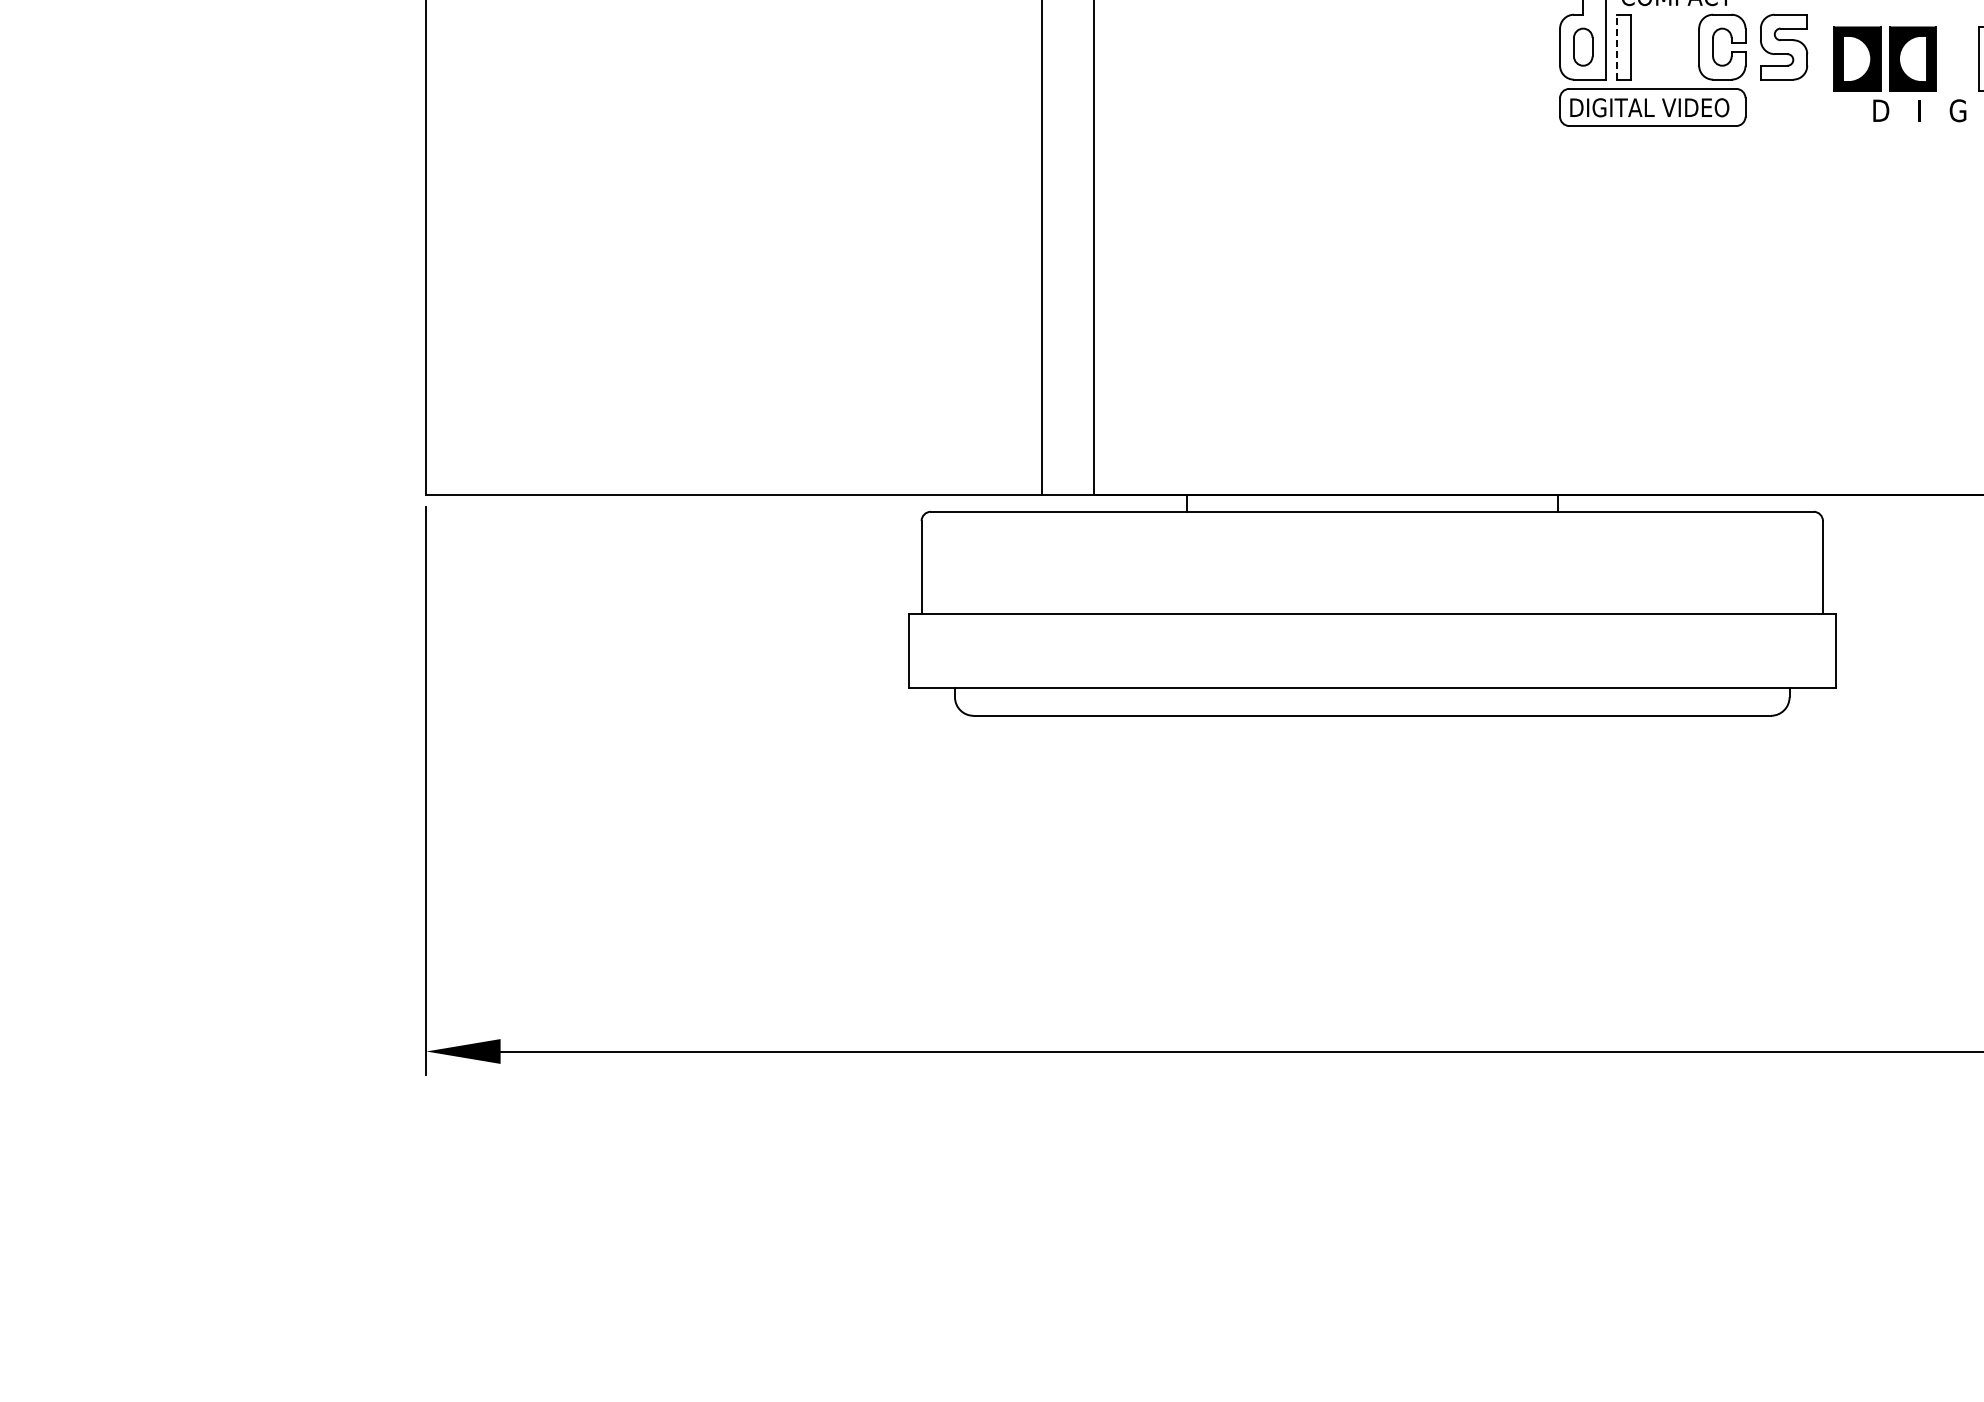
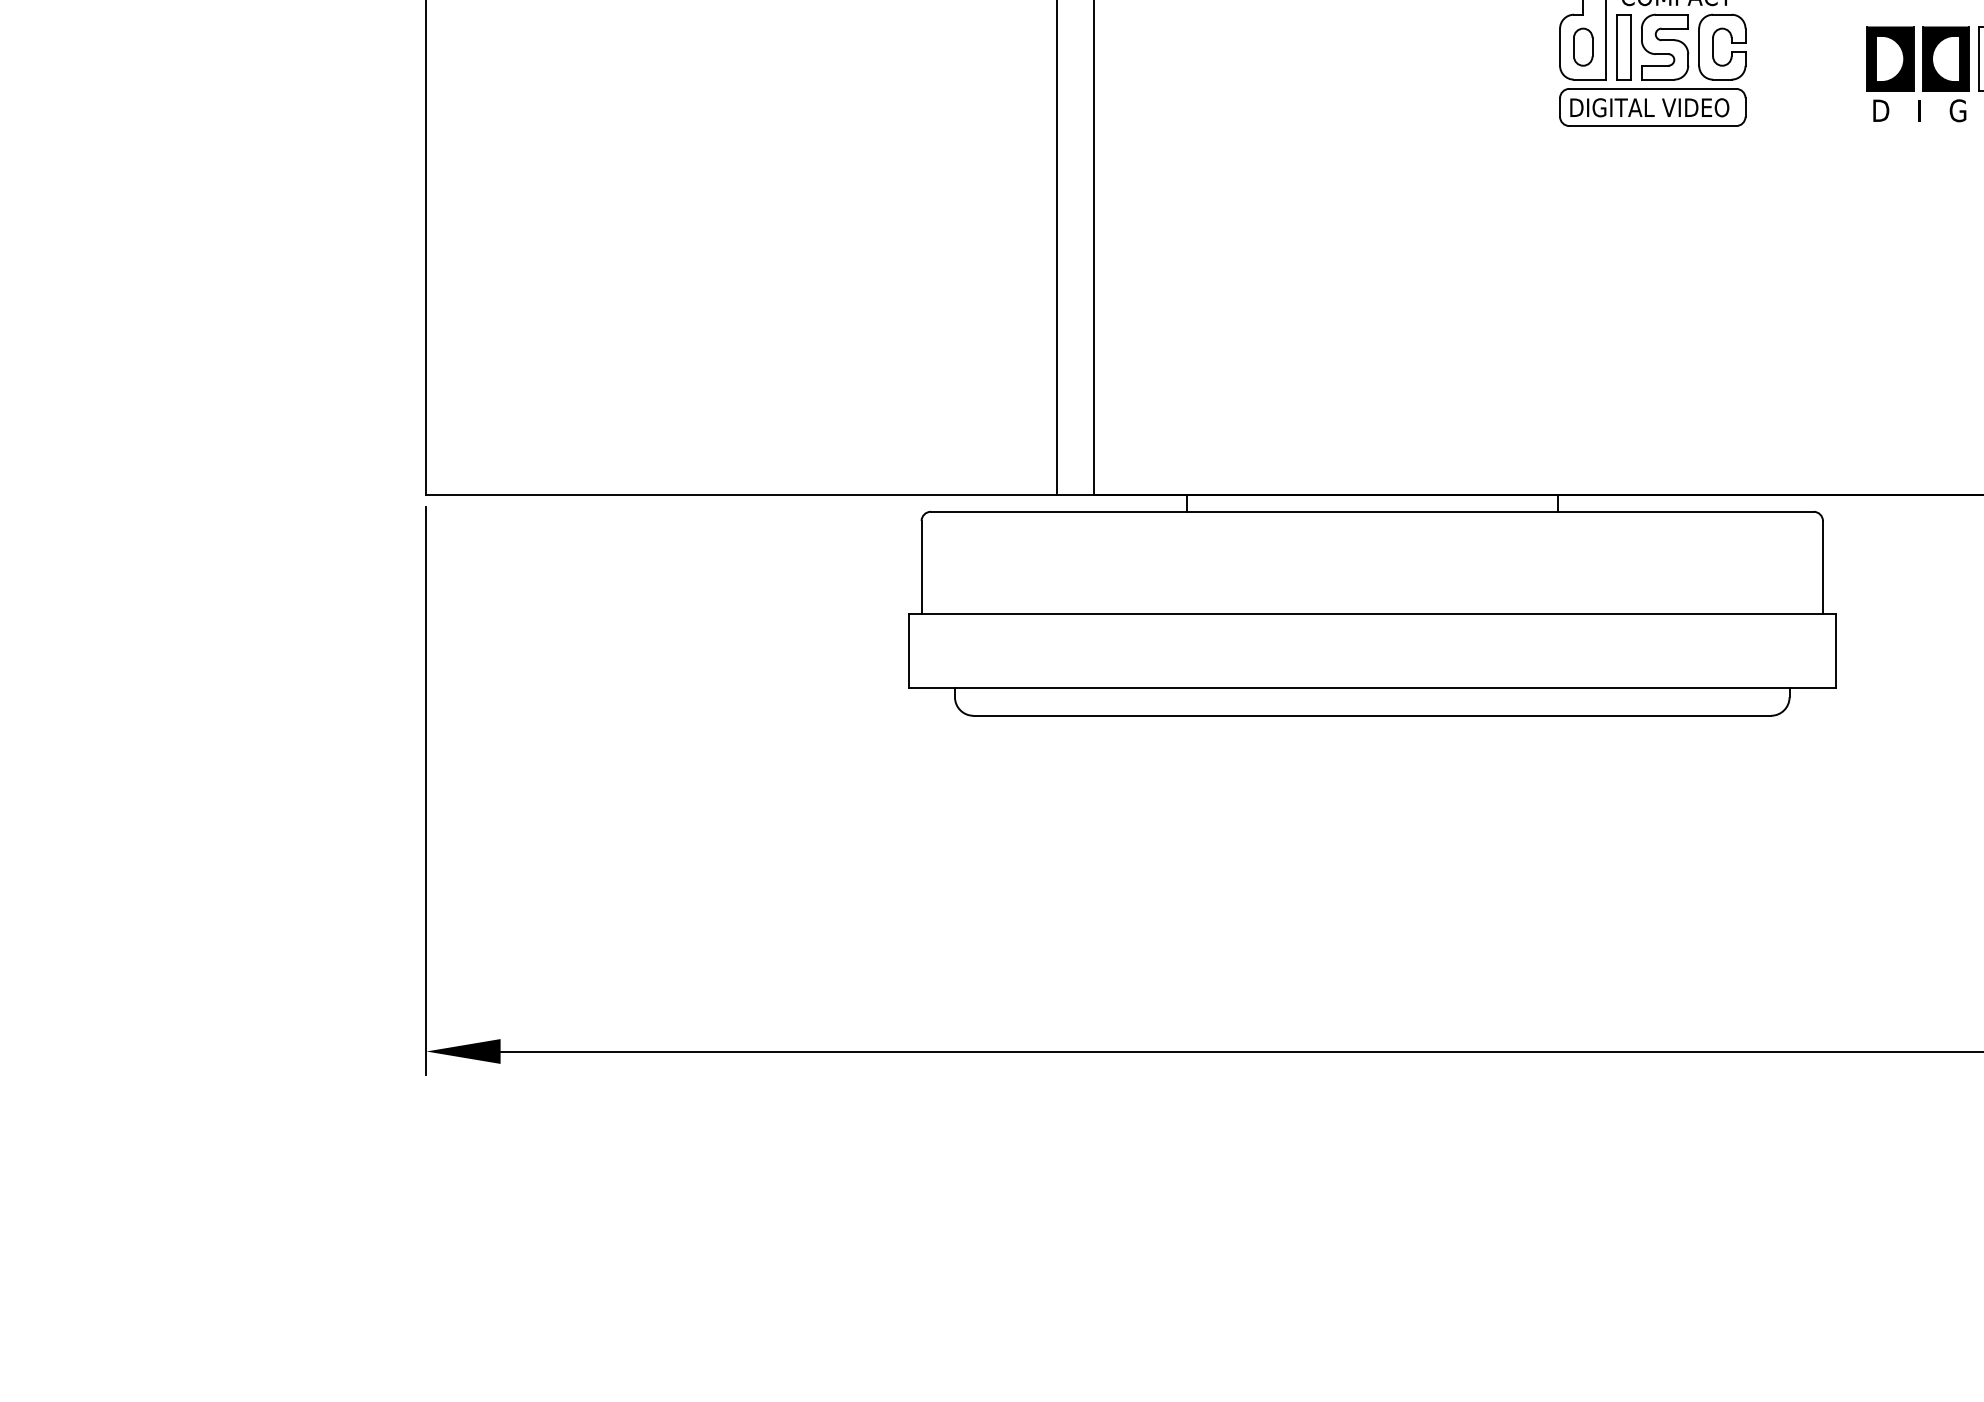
line: dashed -> solid (1617, 46)
part position: (1784, 46) -> (1665, 46) (1665, 46)
part position: (1884, 58) -> (1917, 58) (1917, 58)
line position: (1041, 248) -> (1056, 248) (1056, 248)
